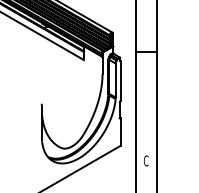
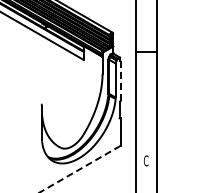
line: solid -> dashed (120, 81)
line: solid -> dashed (79, 169)
